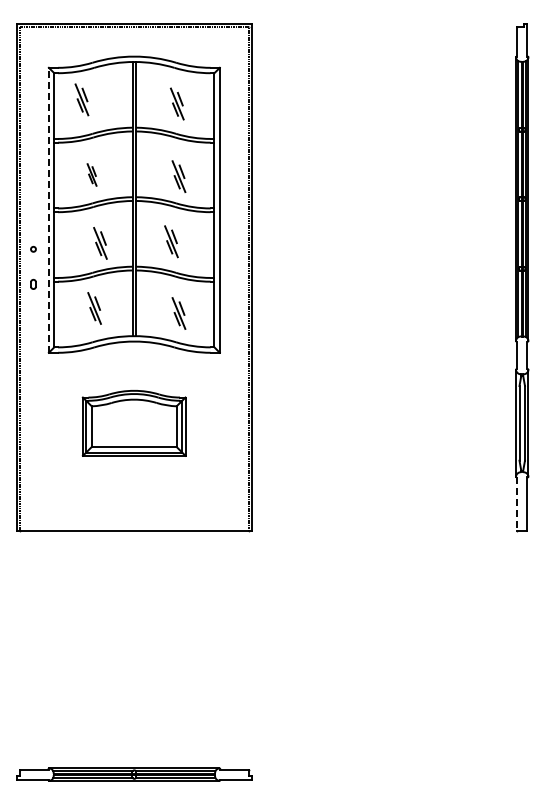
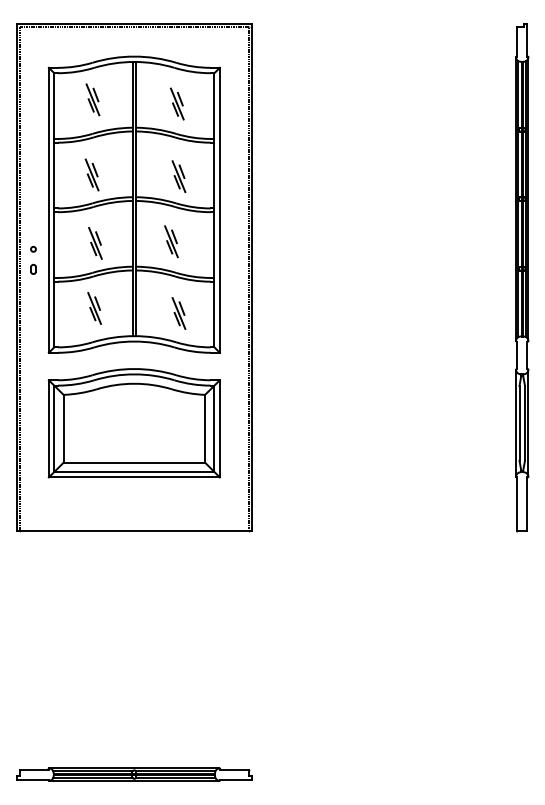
part position: (81, 99) -> (92, 99) (92, 99)
part size: 12x24 px -> 16x34 px (91, 174)
line: dashed -> solid (48, 209)
part position: (100, 243) -> (95, 243) (95, 243)
part position: (33, 283) -> (33, 268) (33, 268)
part size: 106x67 px -> 174x111 px (133, 423)
line: dashed -> solid (517, 504)
